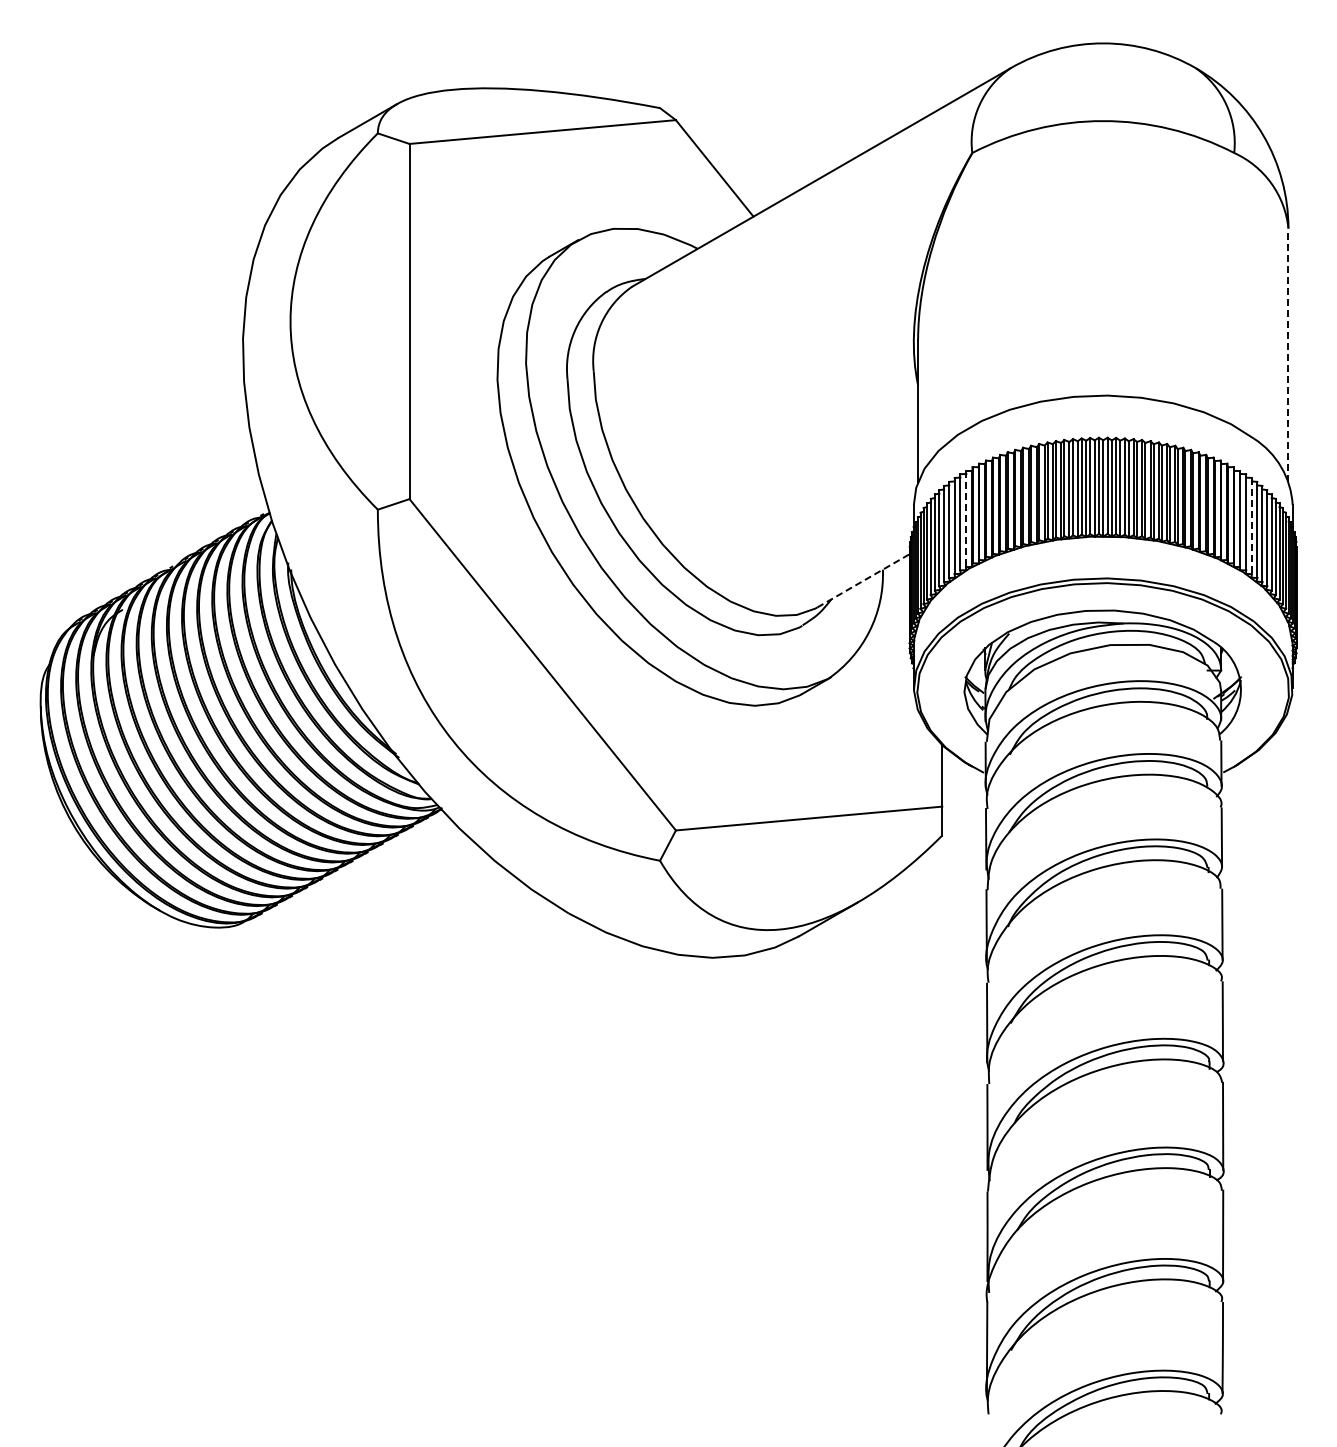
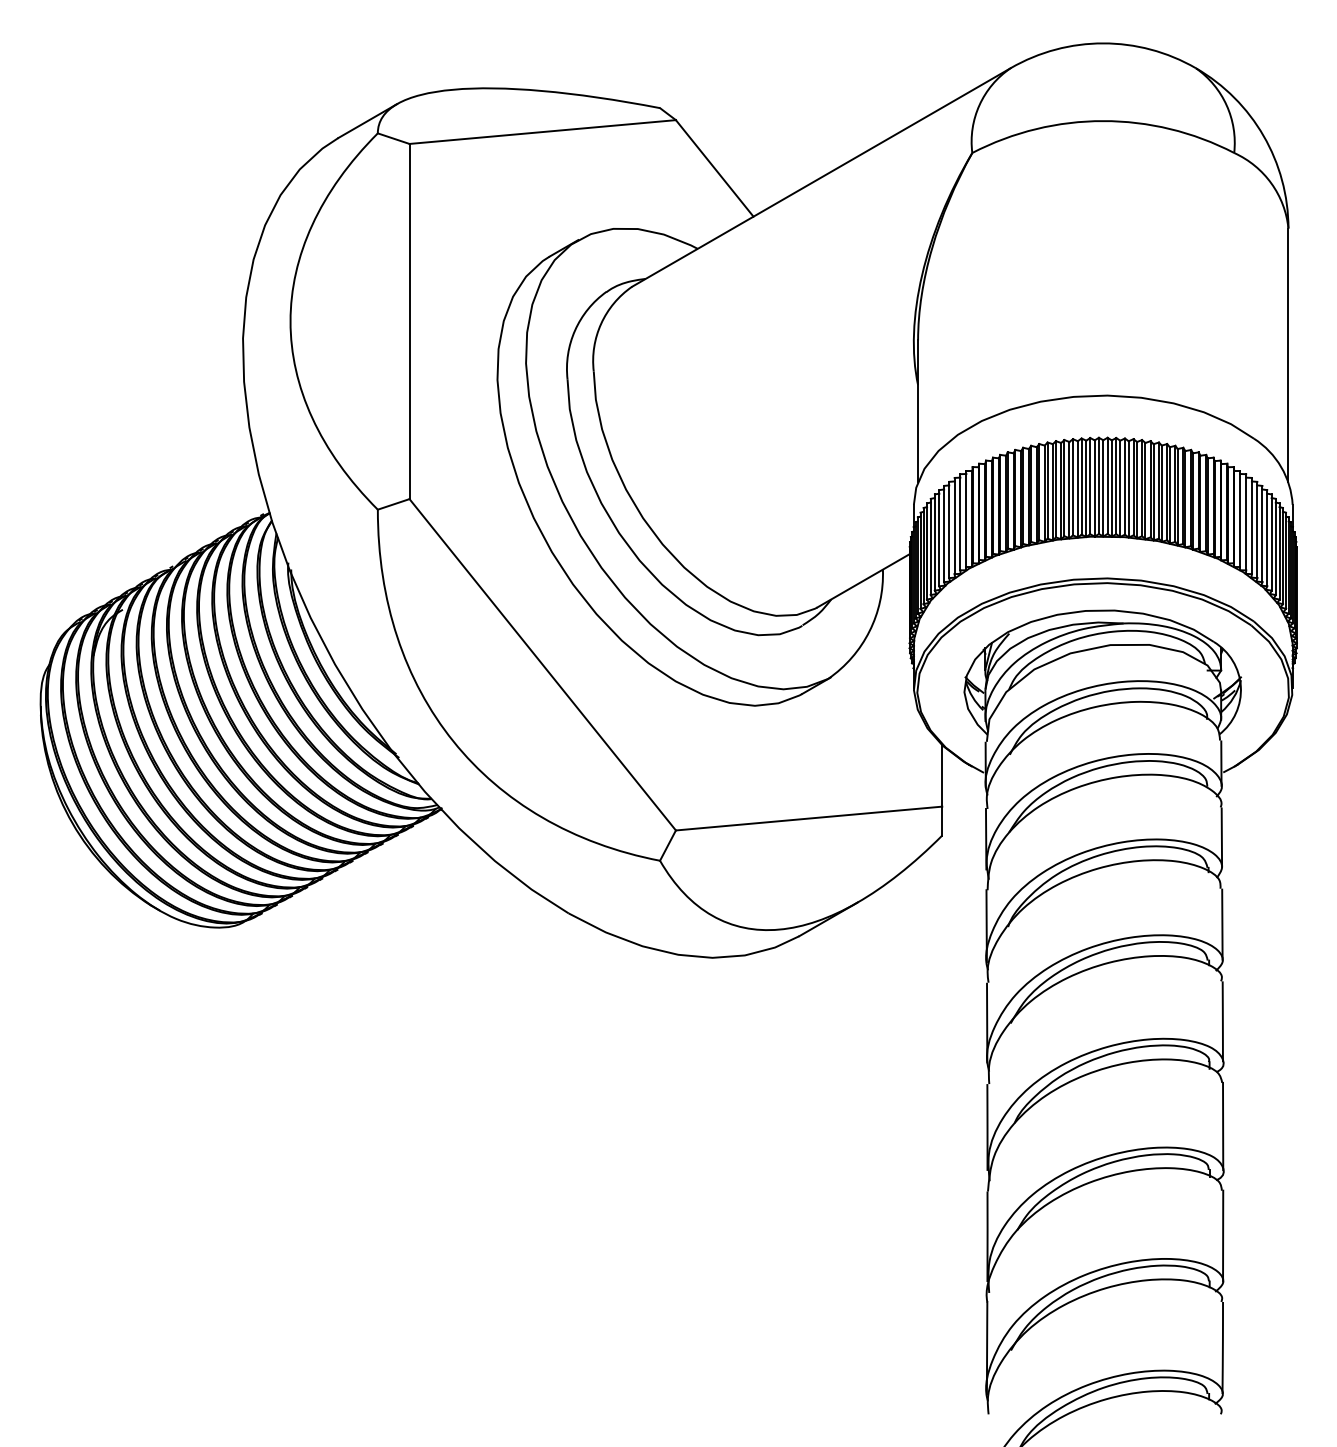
line: dashed -> solid (1288, 355)
line: dashed -> solid (966, 519)
line: dashed -> solid (1251, 526)
line: dashed -> solid (863, 580)
